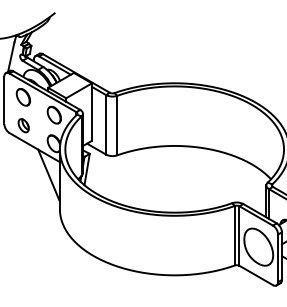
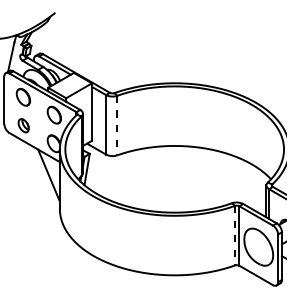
line: solid -> dashed (117, 125)
line: solid -> dashed (234, 235)
